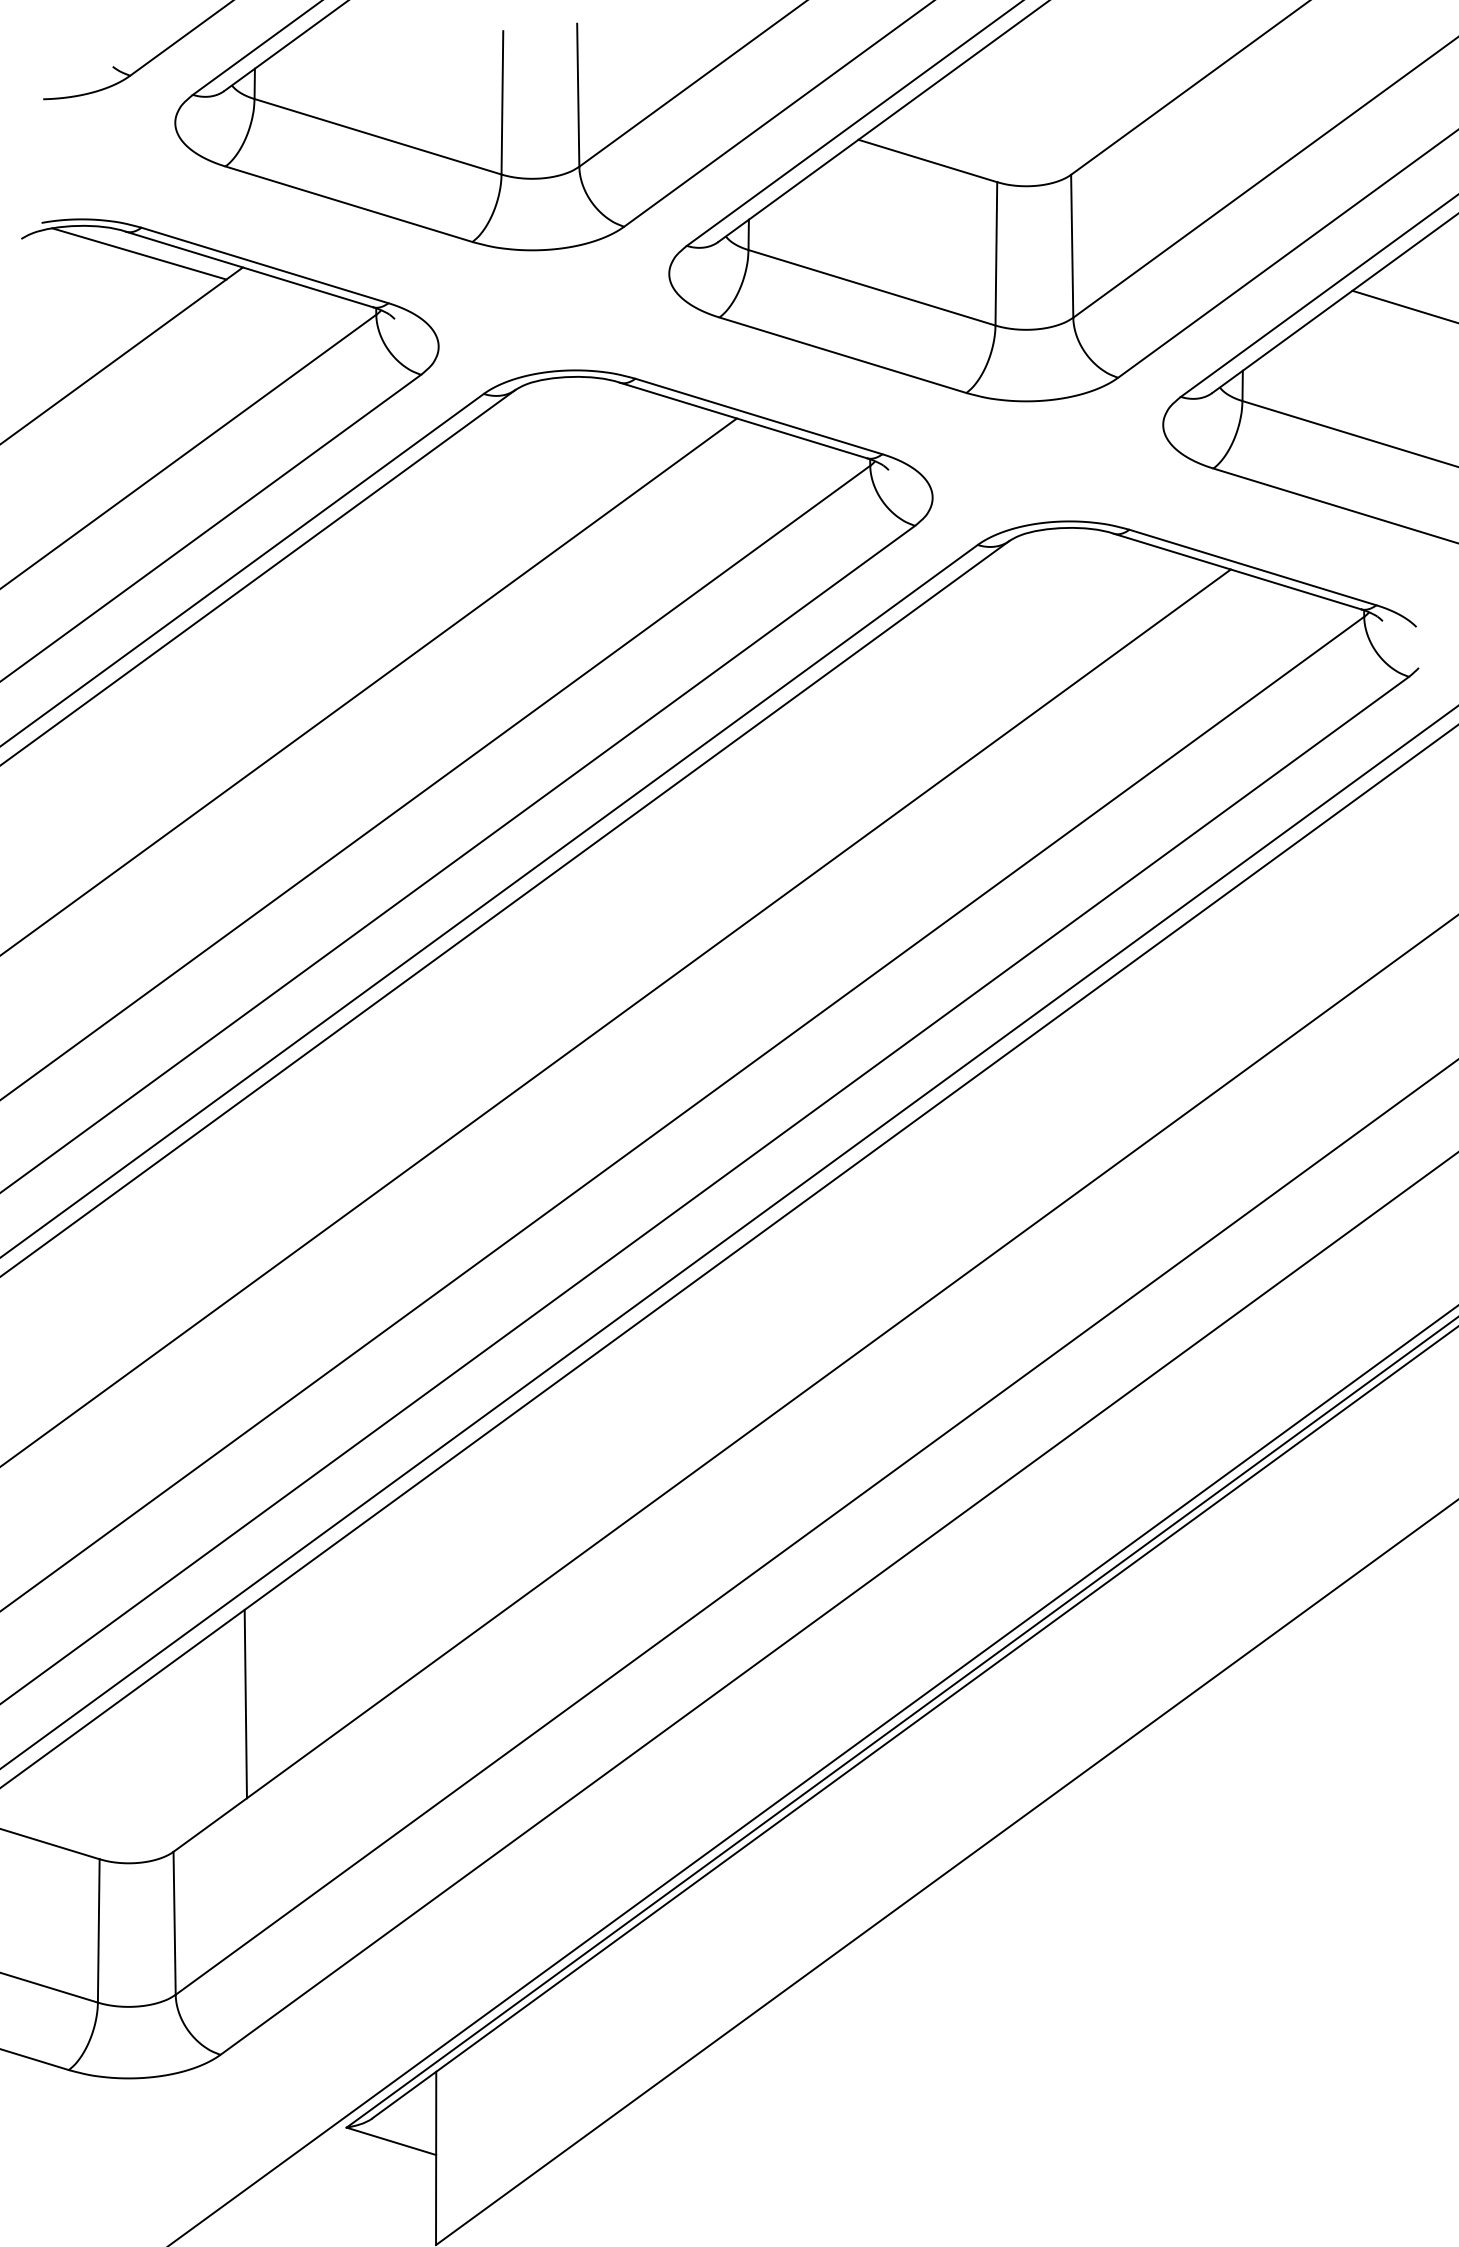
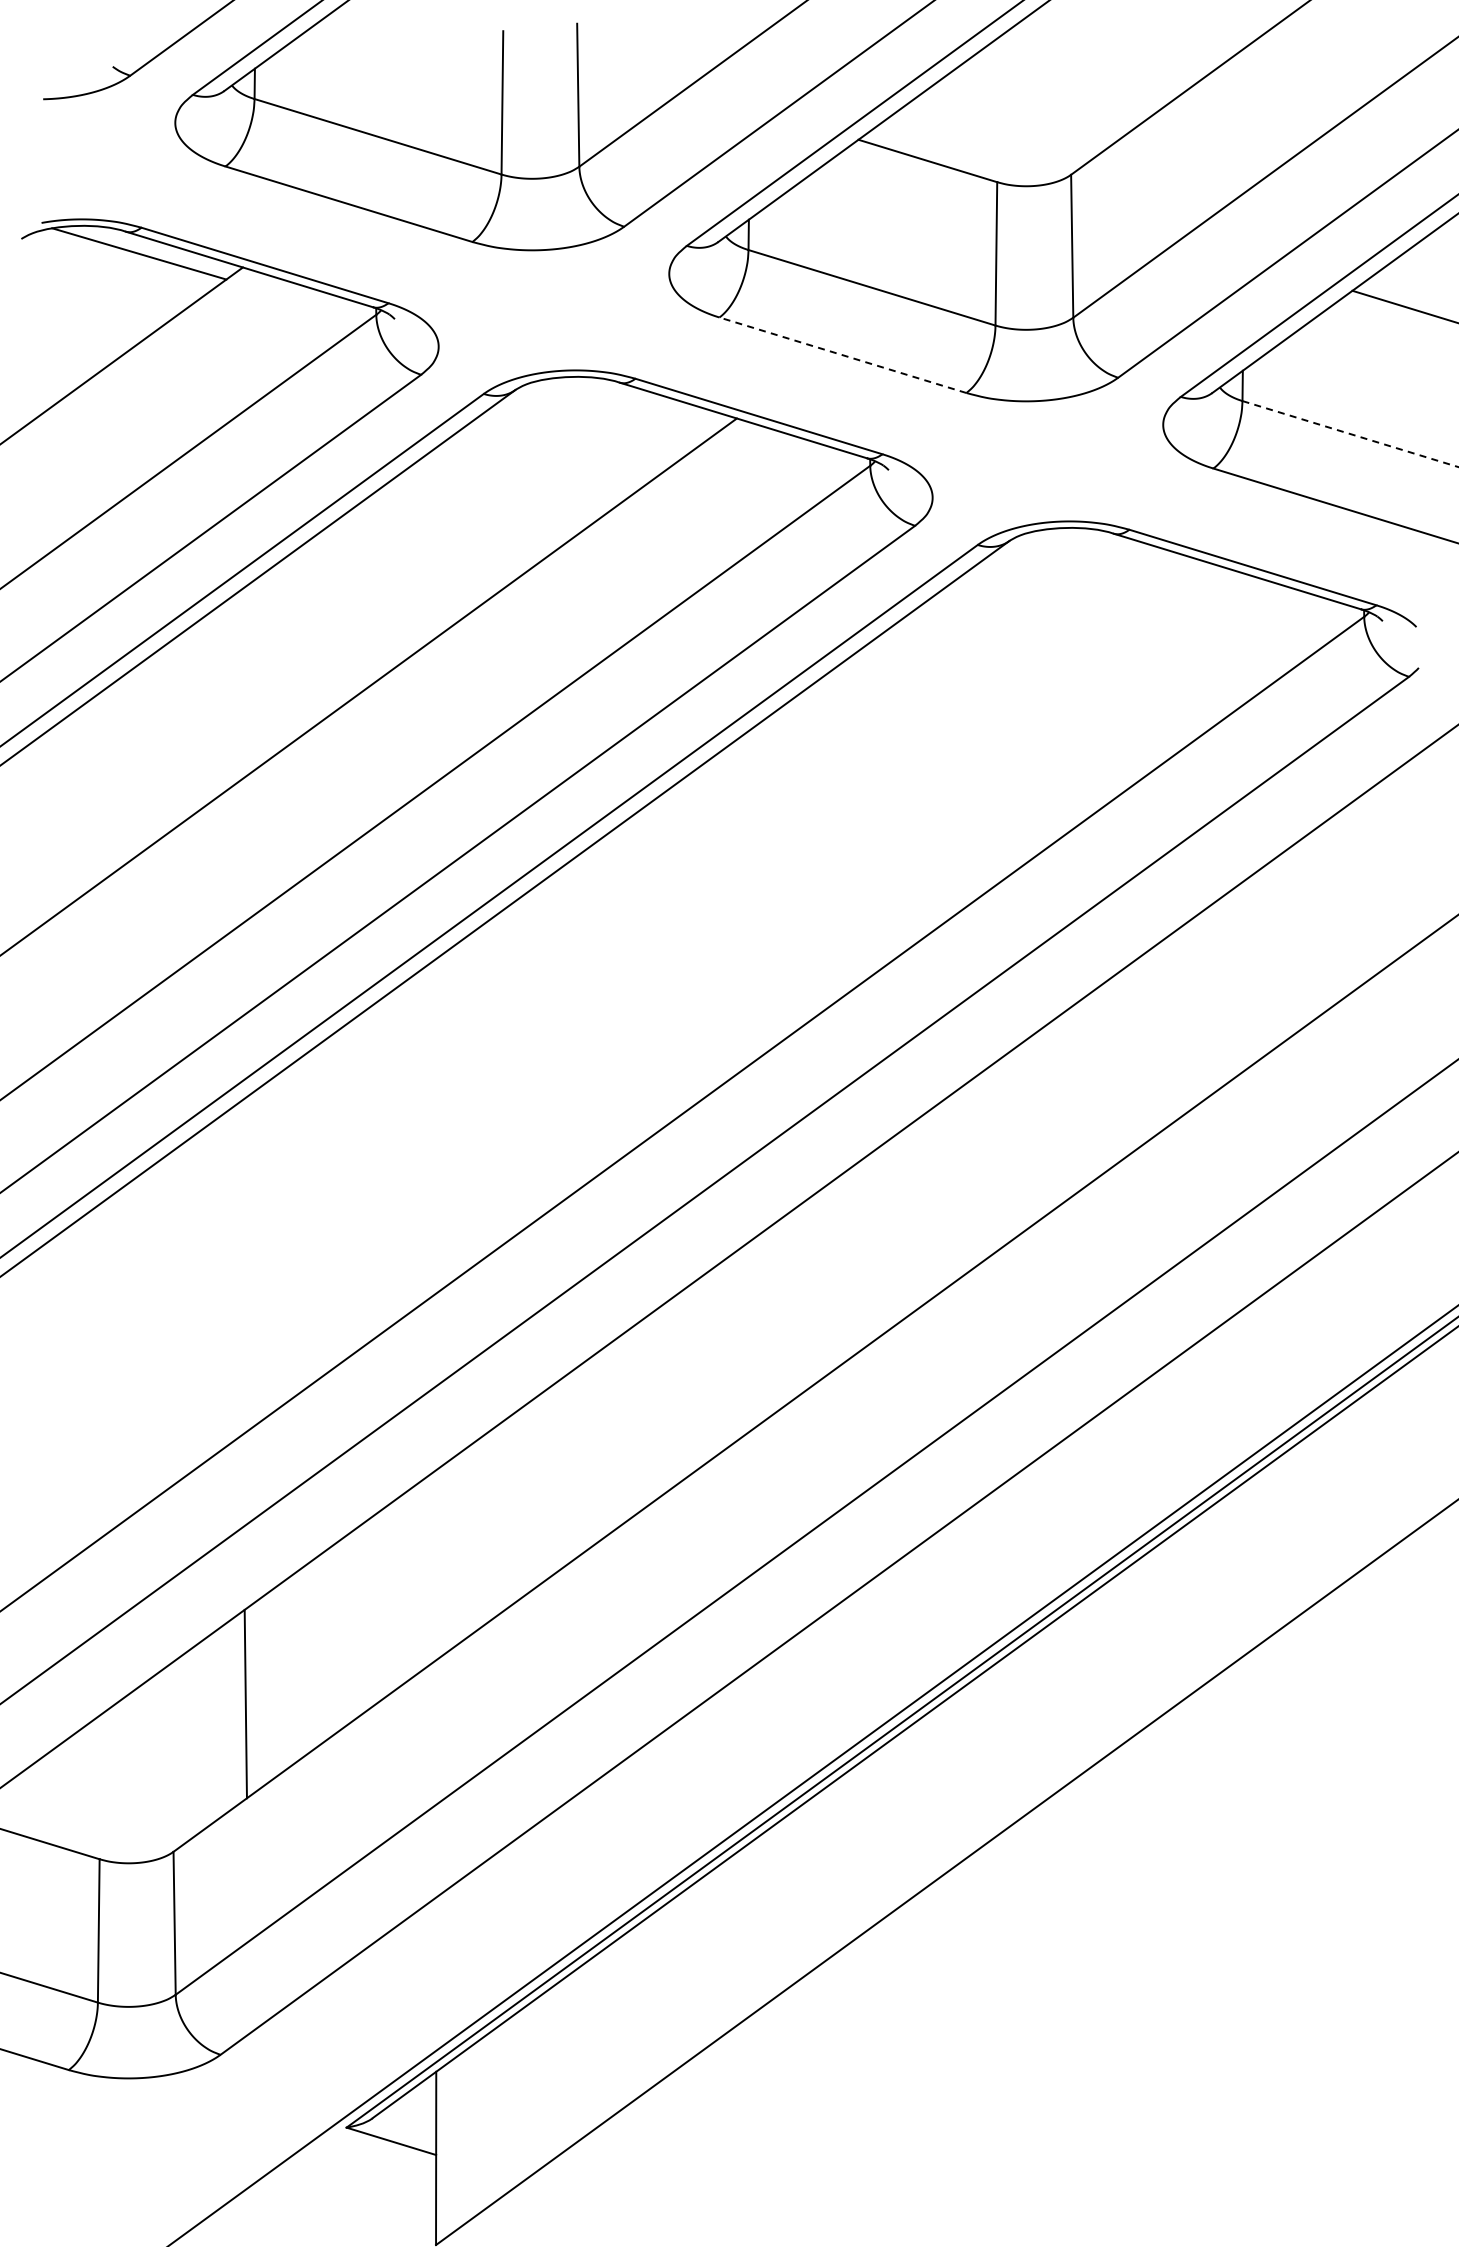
line: solid -> dashed (842, 355)
line: solid -> dashed (1351, 434)
line: present -> none (616, 1017)
line: present -> none (728, 1237)
